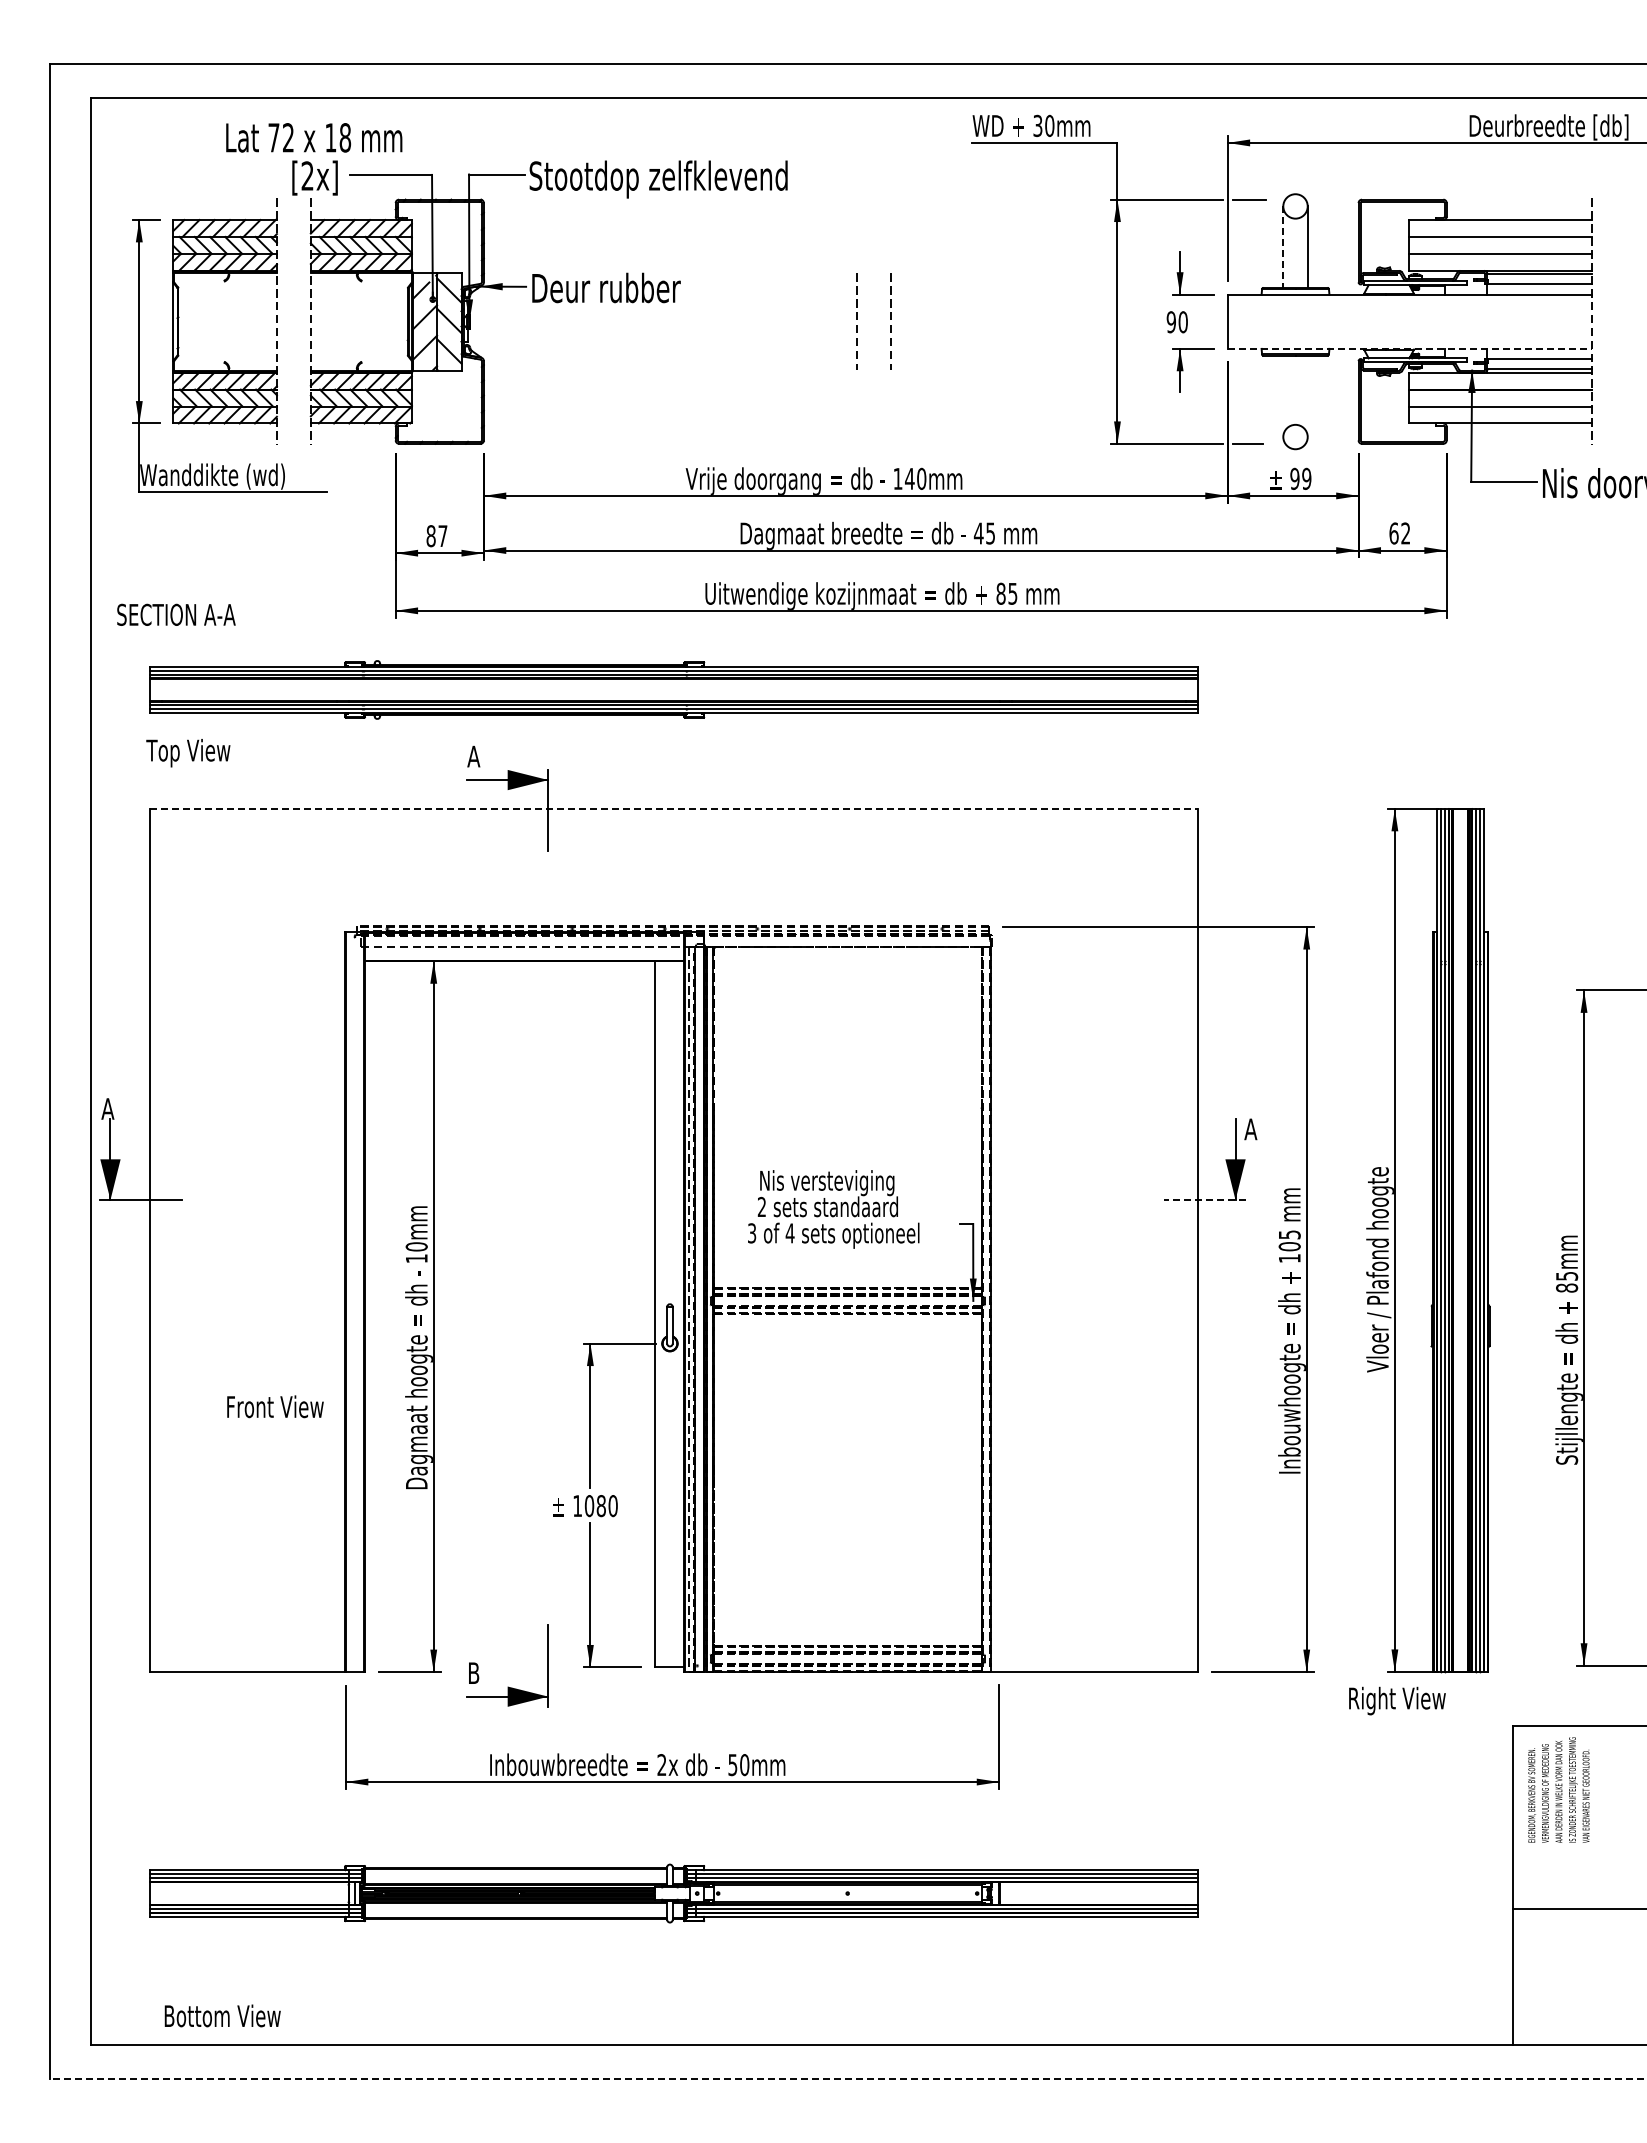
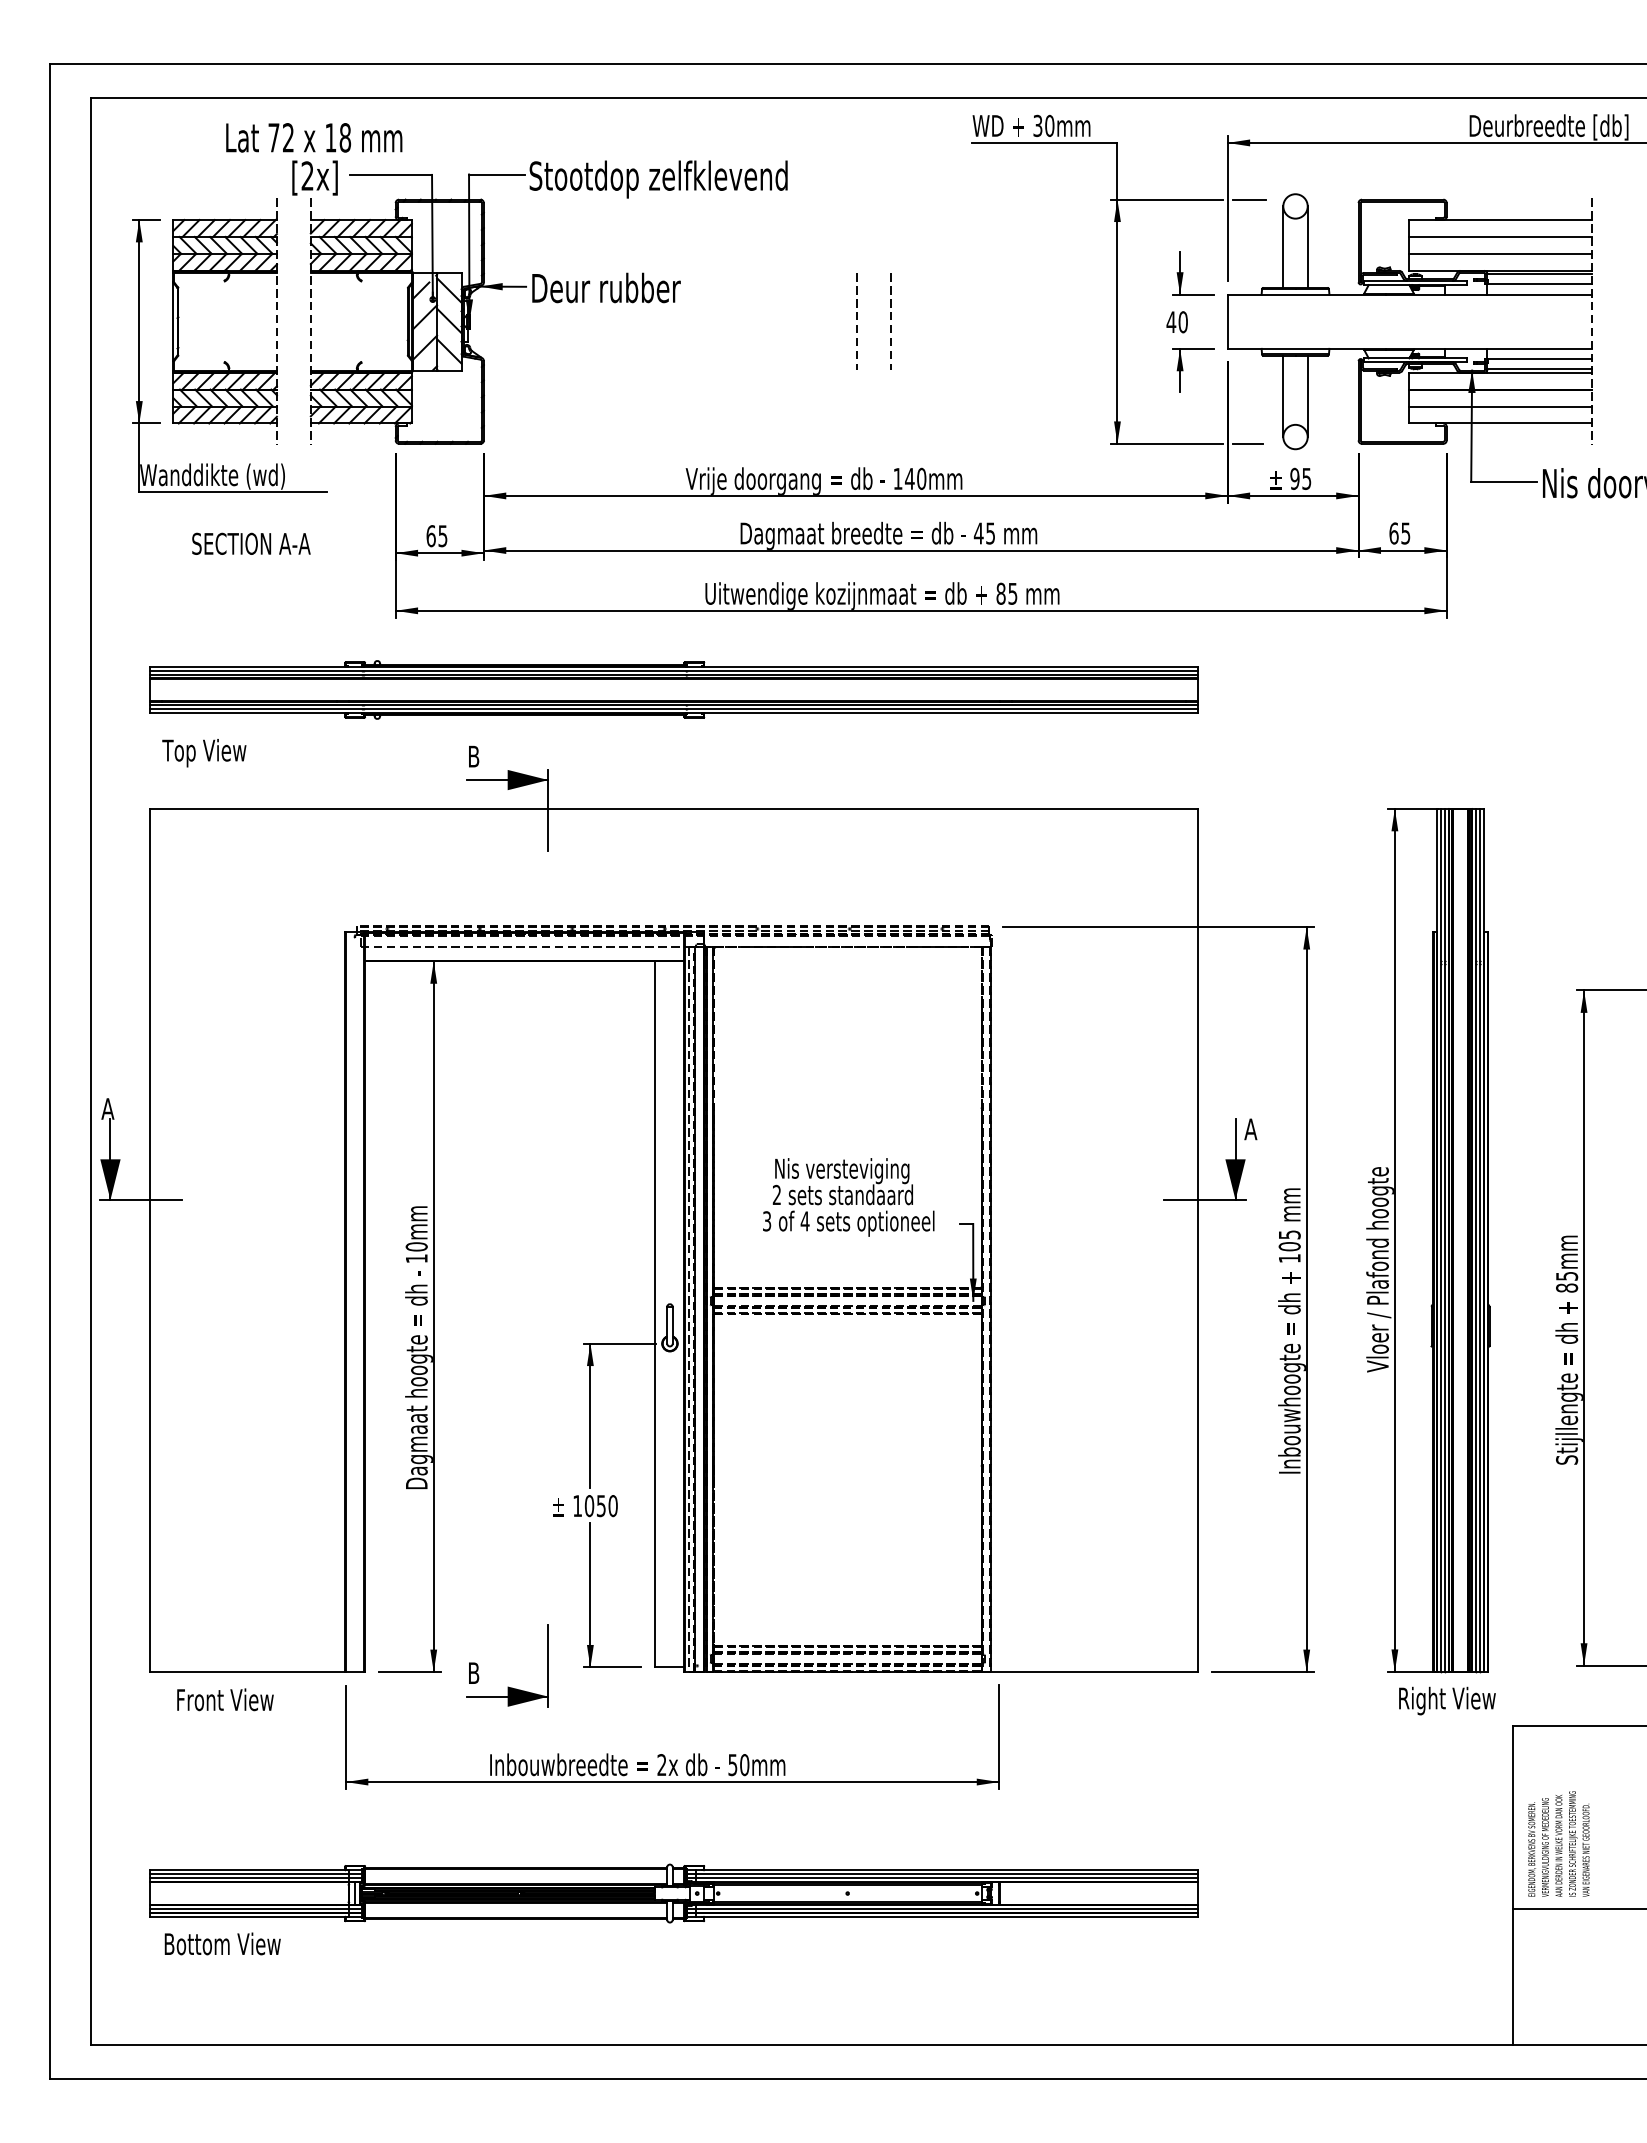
line: dashed -> solid (1283, 247)
text: 90 -> 40 (1171, 322)
line: dashed -> solid (1410, 348)
line: none -> present (1283, 396)
line: none -> present (1307, 396)
text: 99 -> 95 (1306, 478)
text: 62 -> 65 (1405, 533)
text: 87 -> 65 (436, 536)
text position: (176, 614) -> (251, 543) (251, 543)
text position: (188, 753) -> (204, 753) (204, 753)
text: A -> B (473, 756)
line: dashed -> solid (674, 808)
line: dashed -> solid (1204, 1200)
text position: (833, 1209) -> (848, 1197) (848, 1197)
text position: (275, 1406) -> (225, 1699) (225, 1699)
text: 1080 -> 1050 (600, 1506)
text position: (1397, 1700) -> (1447, 1700) (1447, 1700)
text position: (1558, 1789) -> (1558, 1843) (1558, 1843)
text position: (222, 2015) -> (222, 1943) (222, 1943)
line: dashed -> solid (847, 2078)
